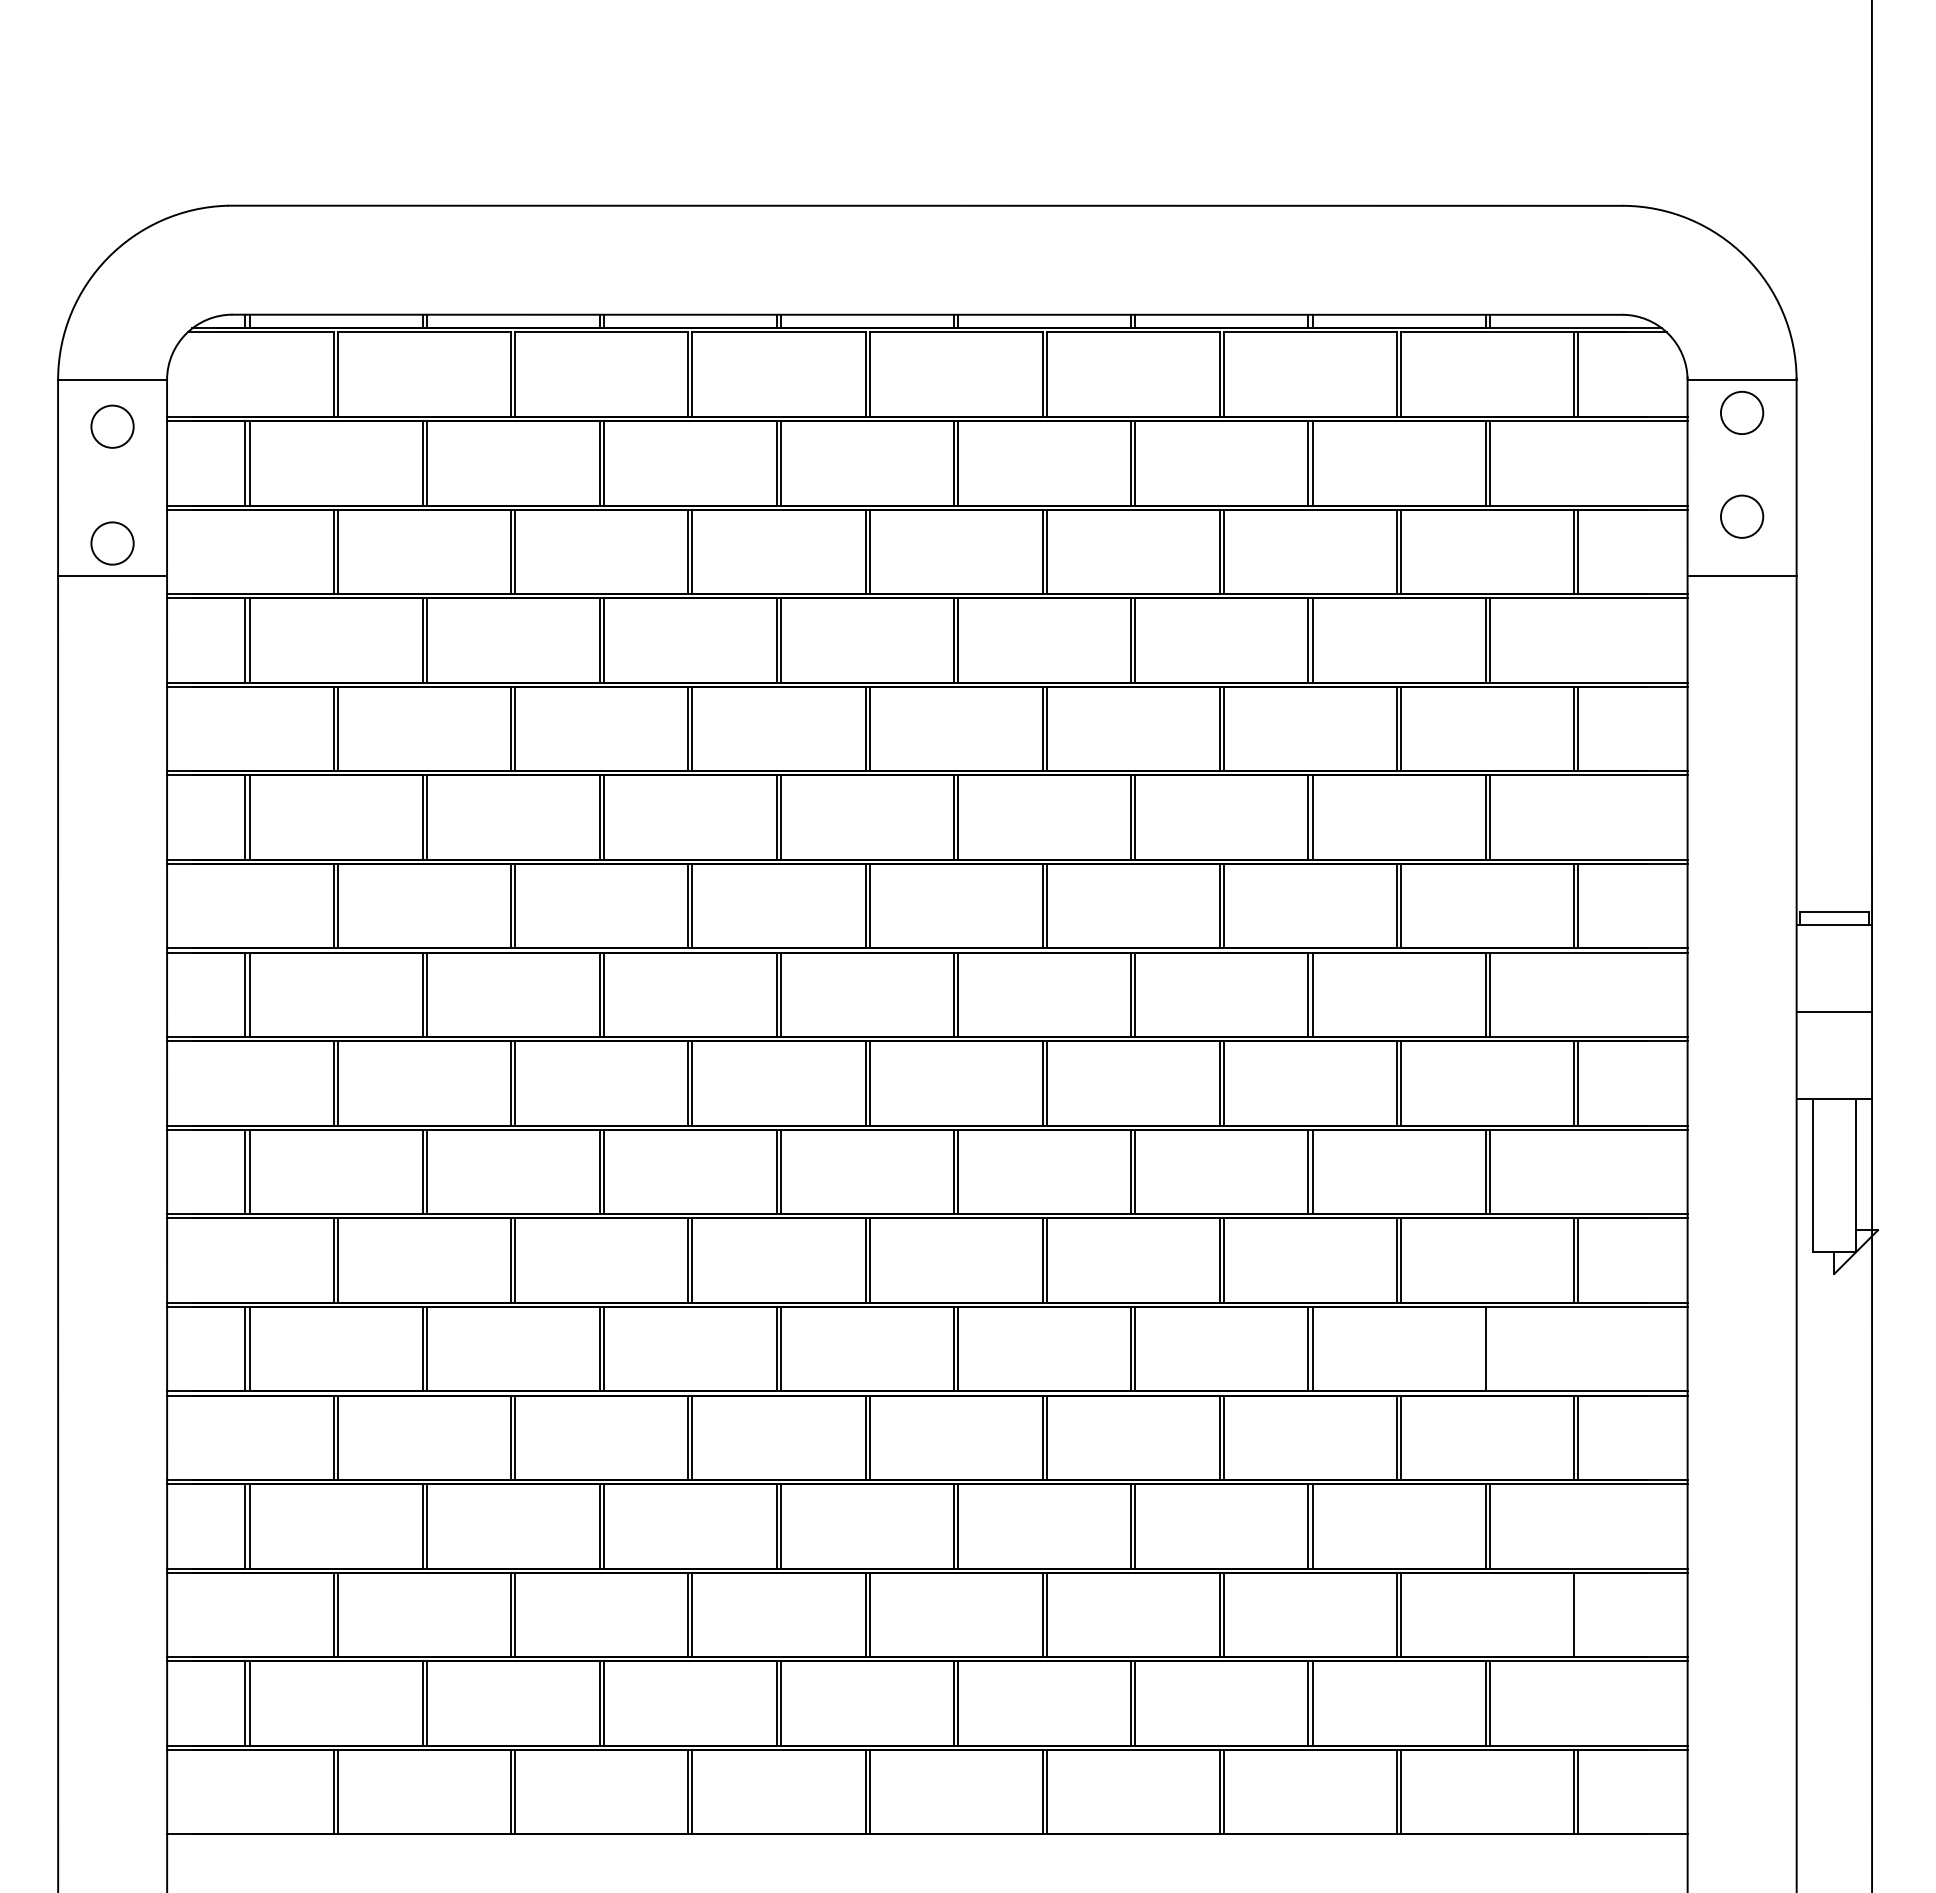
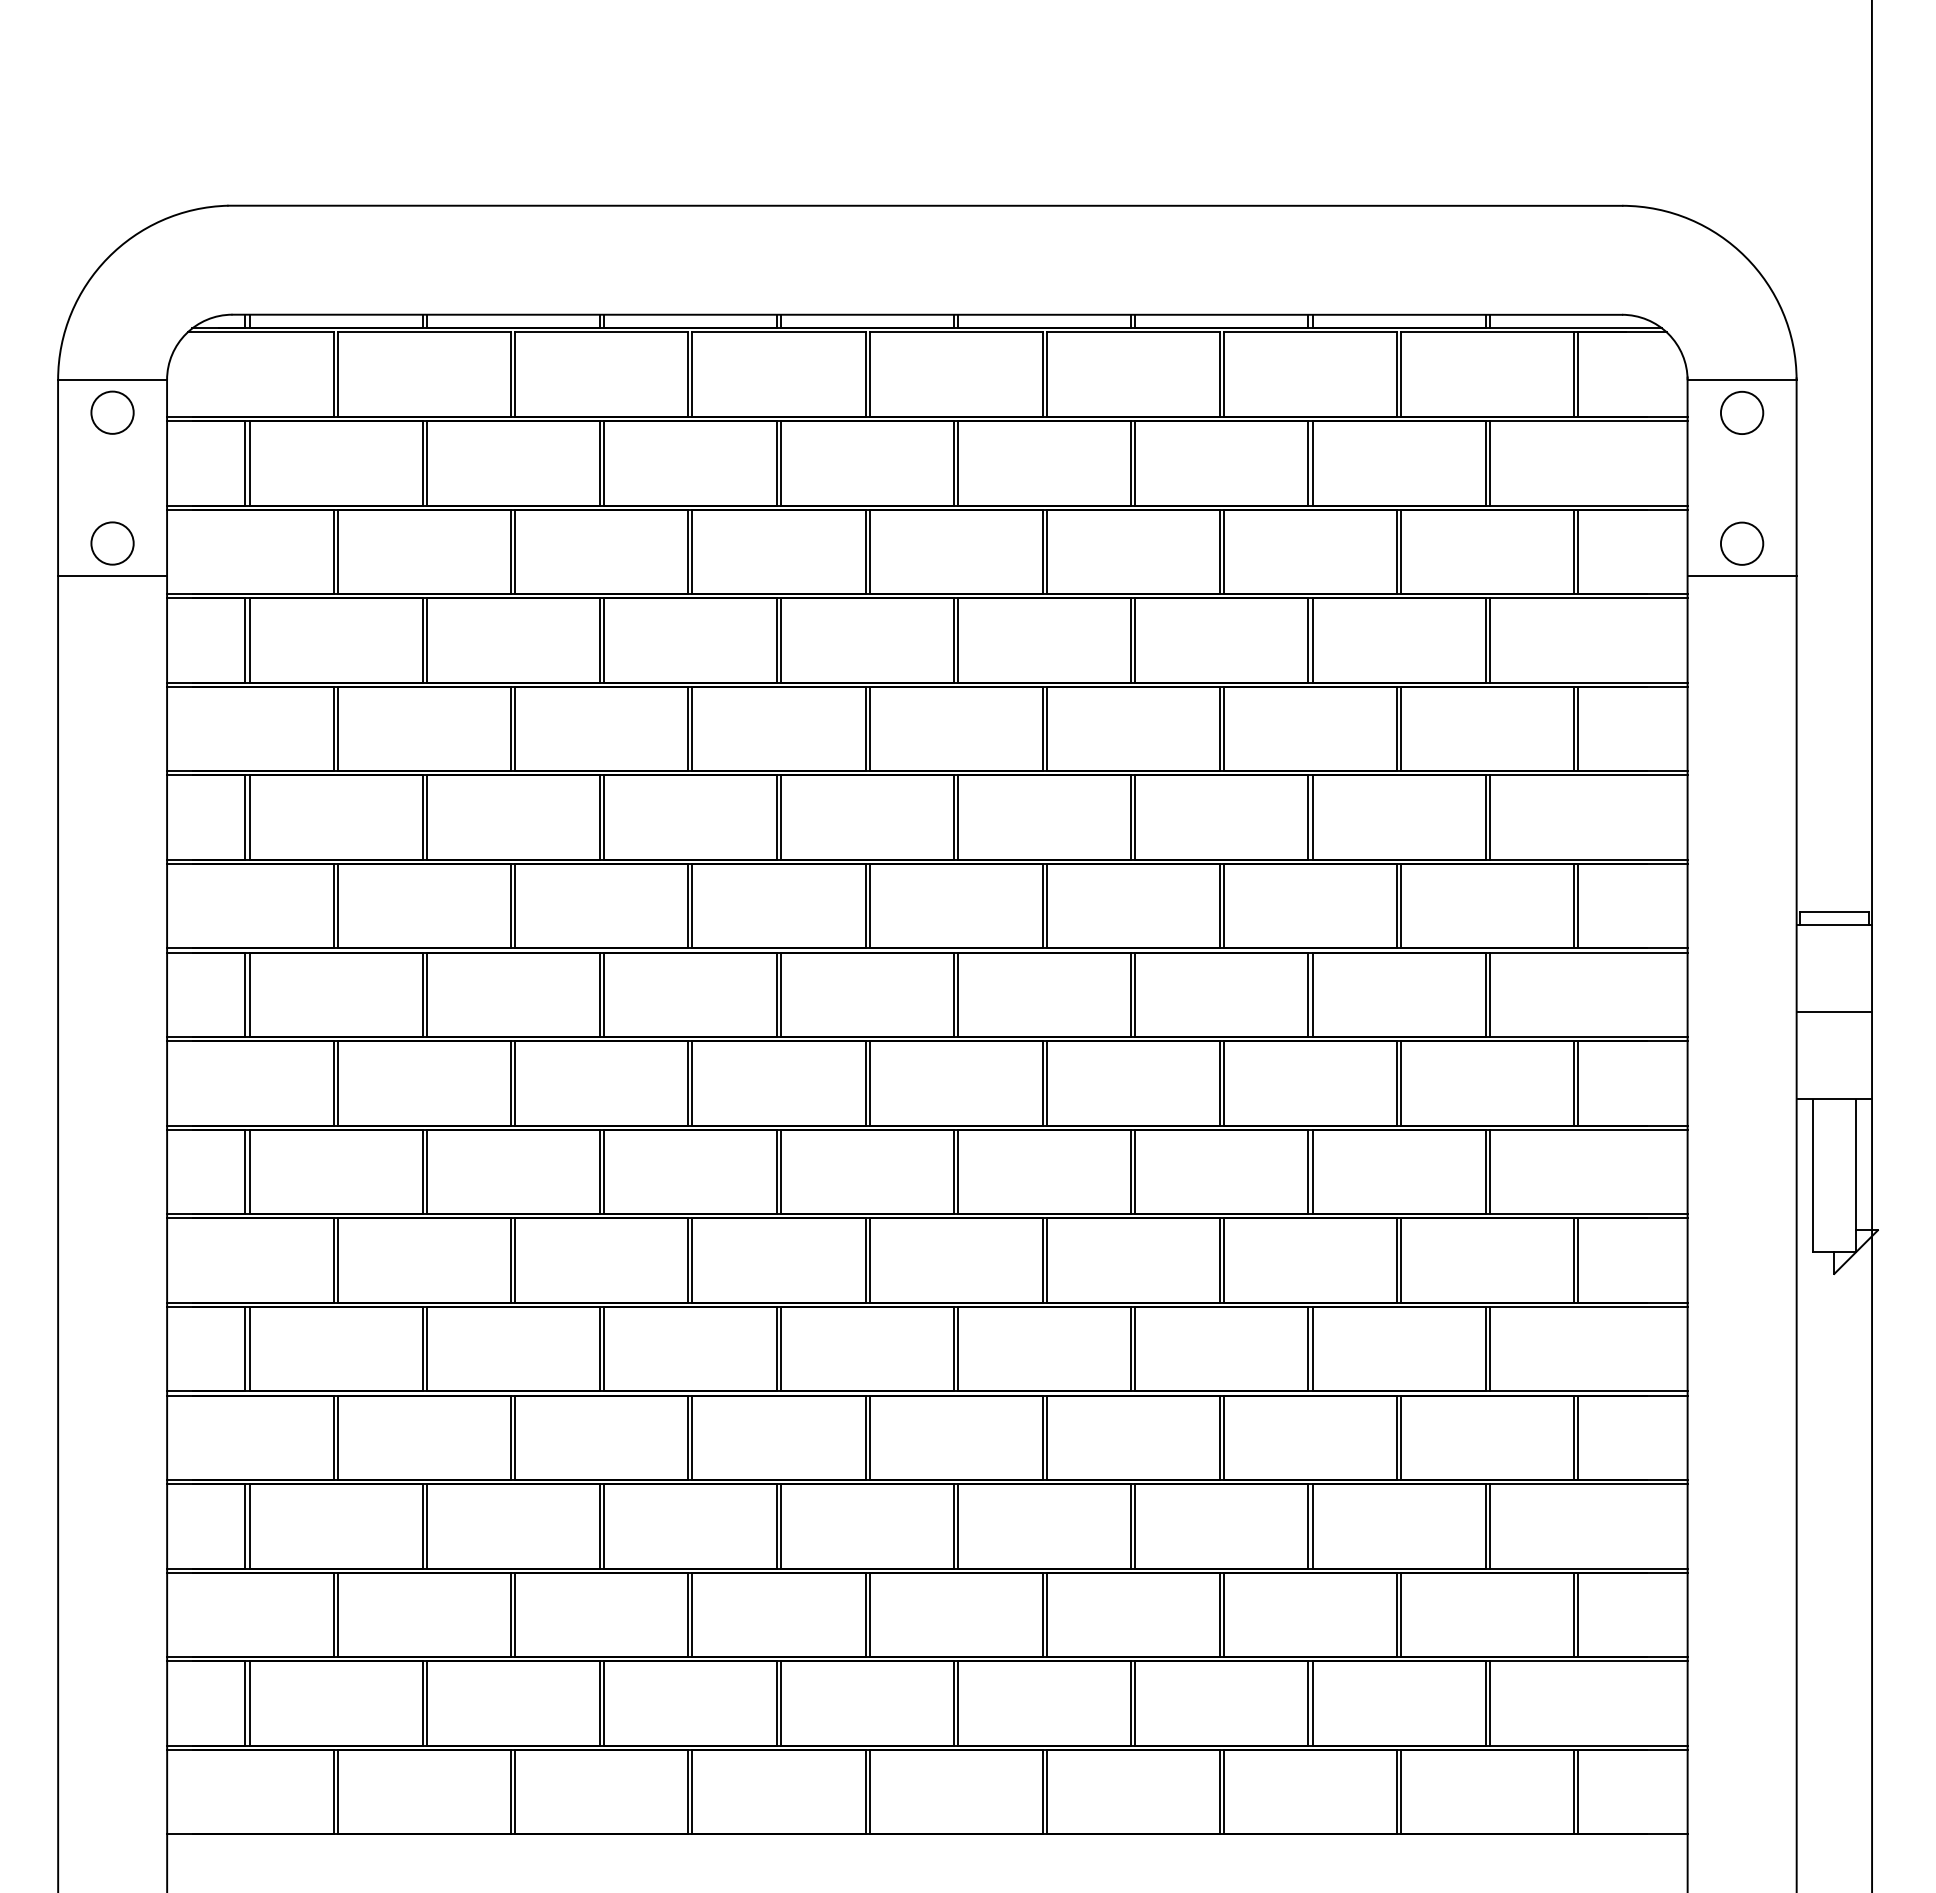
circle position: (112, 426) -> (112, 412) (112, 412)
circle position: (1742, 516) -> (1742, 543) (1742, 543)
line: none -> present (1489, 1348)
line: none -> present (1578, 1614)
